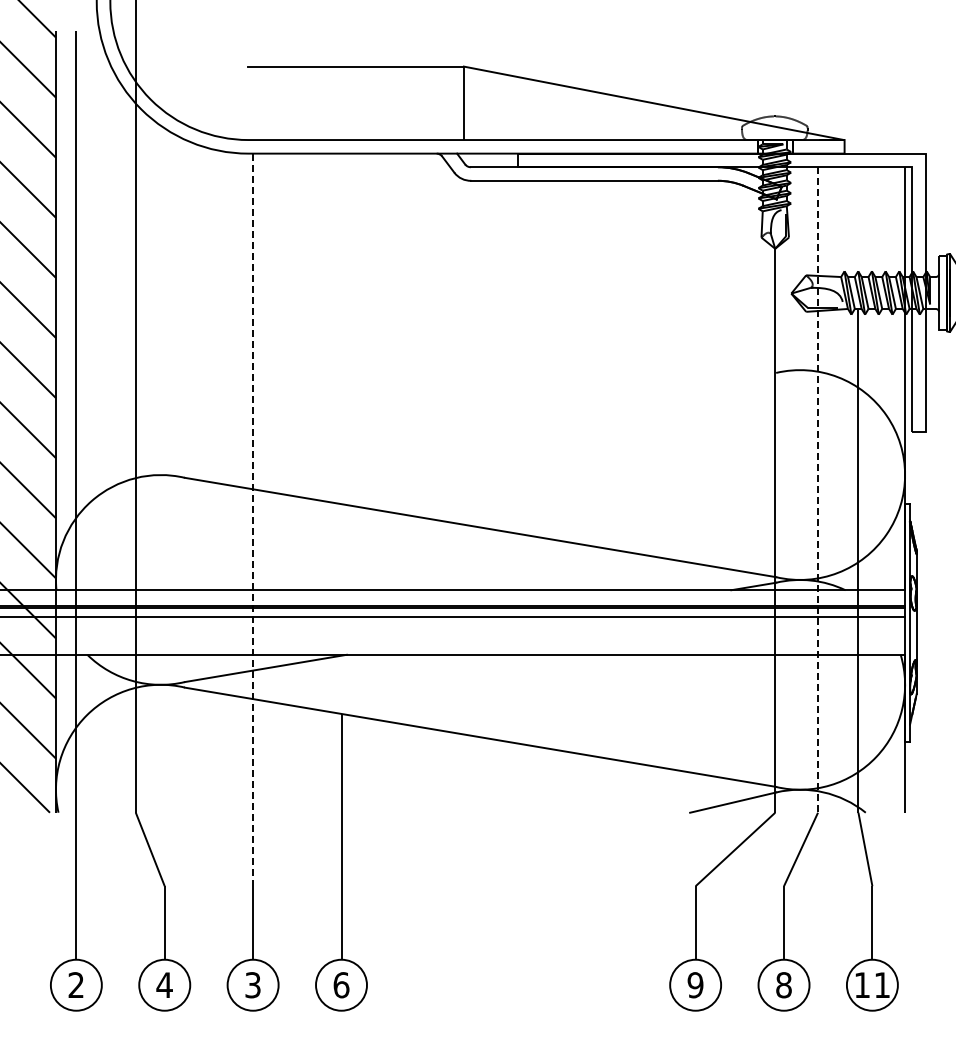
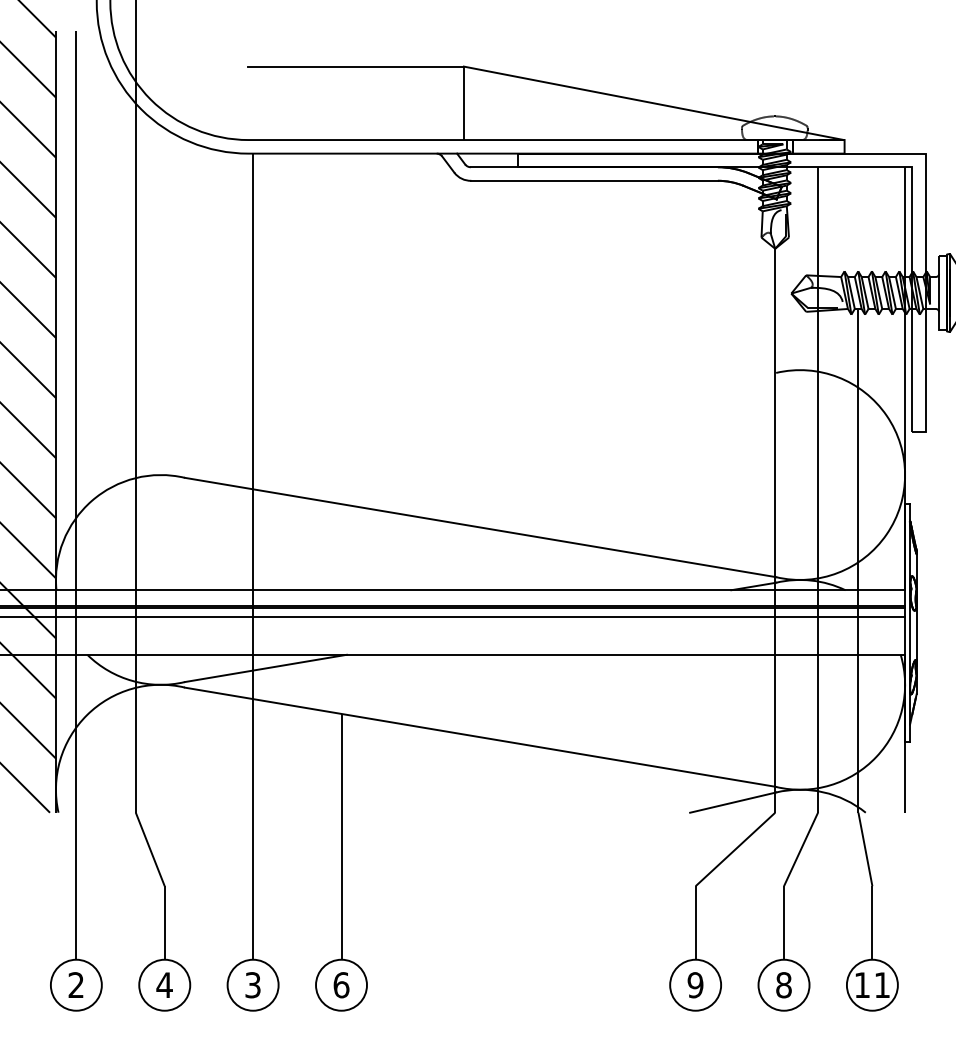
line: dashed -> solid (818, 489)
line: dashed -> solid (253, 520)
